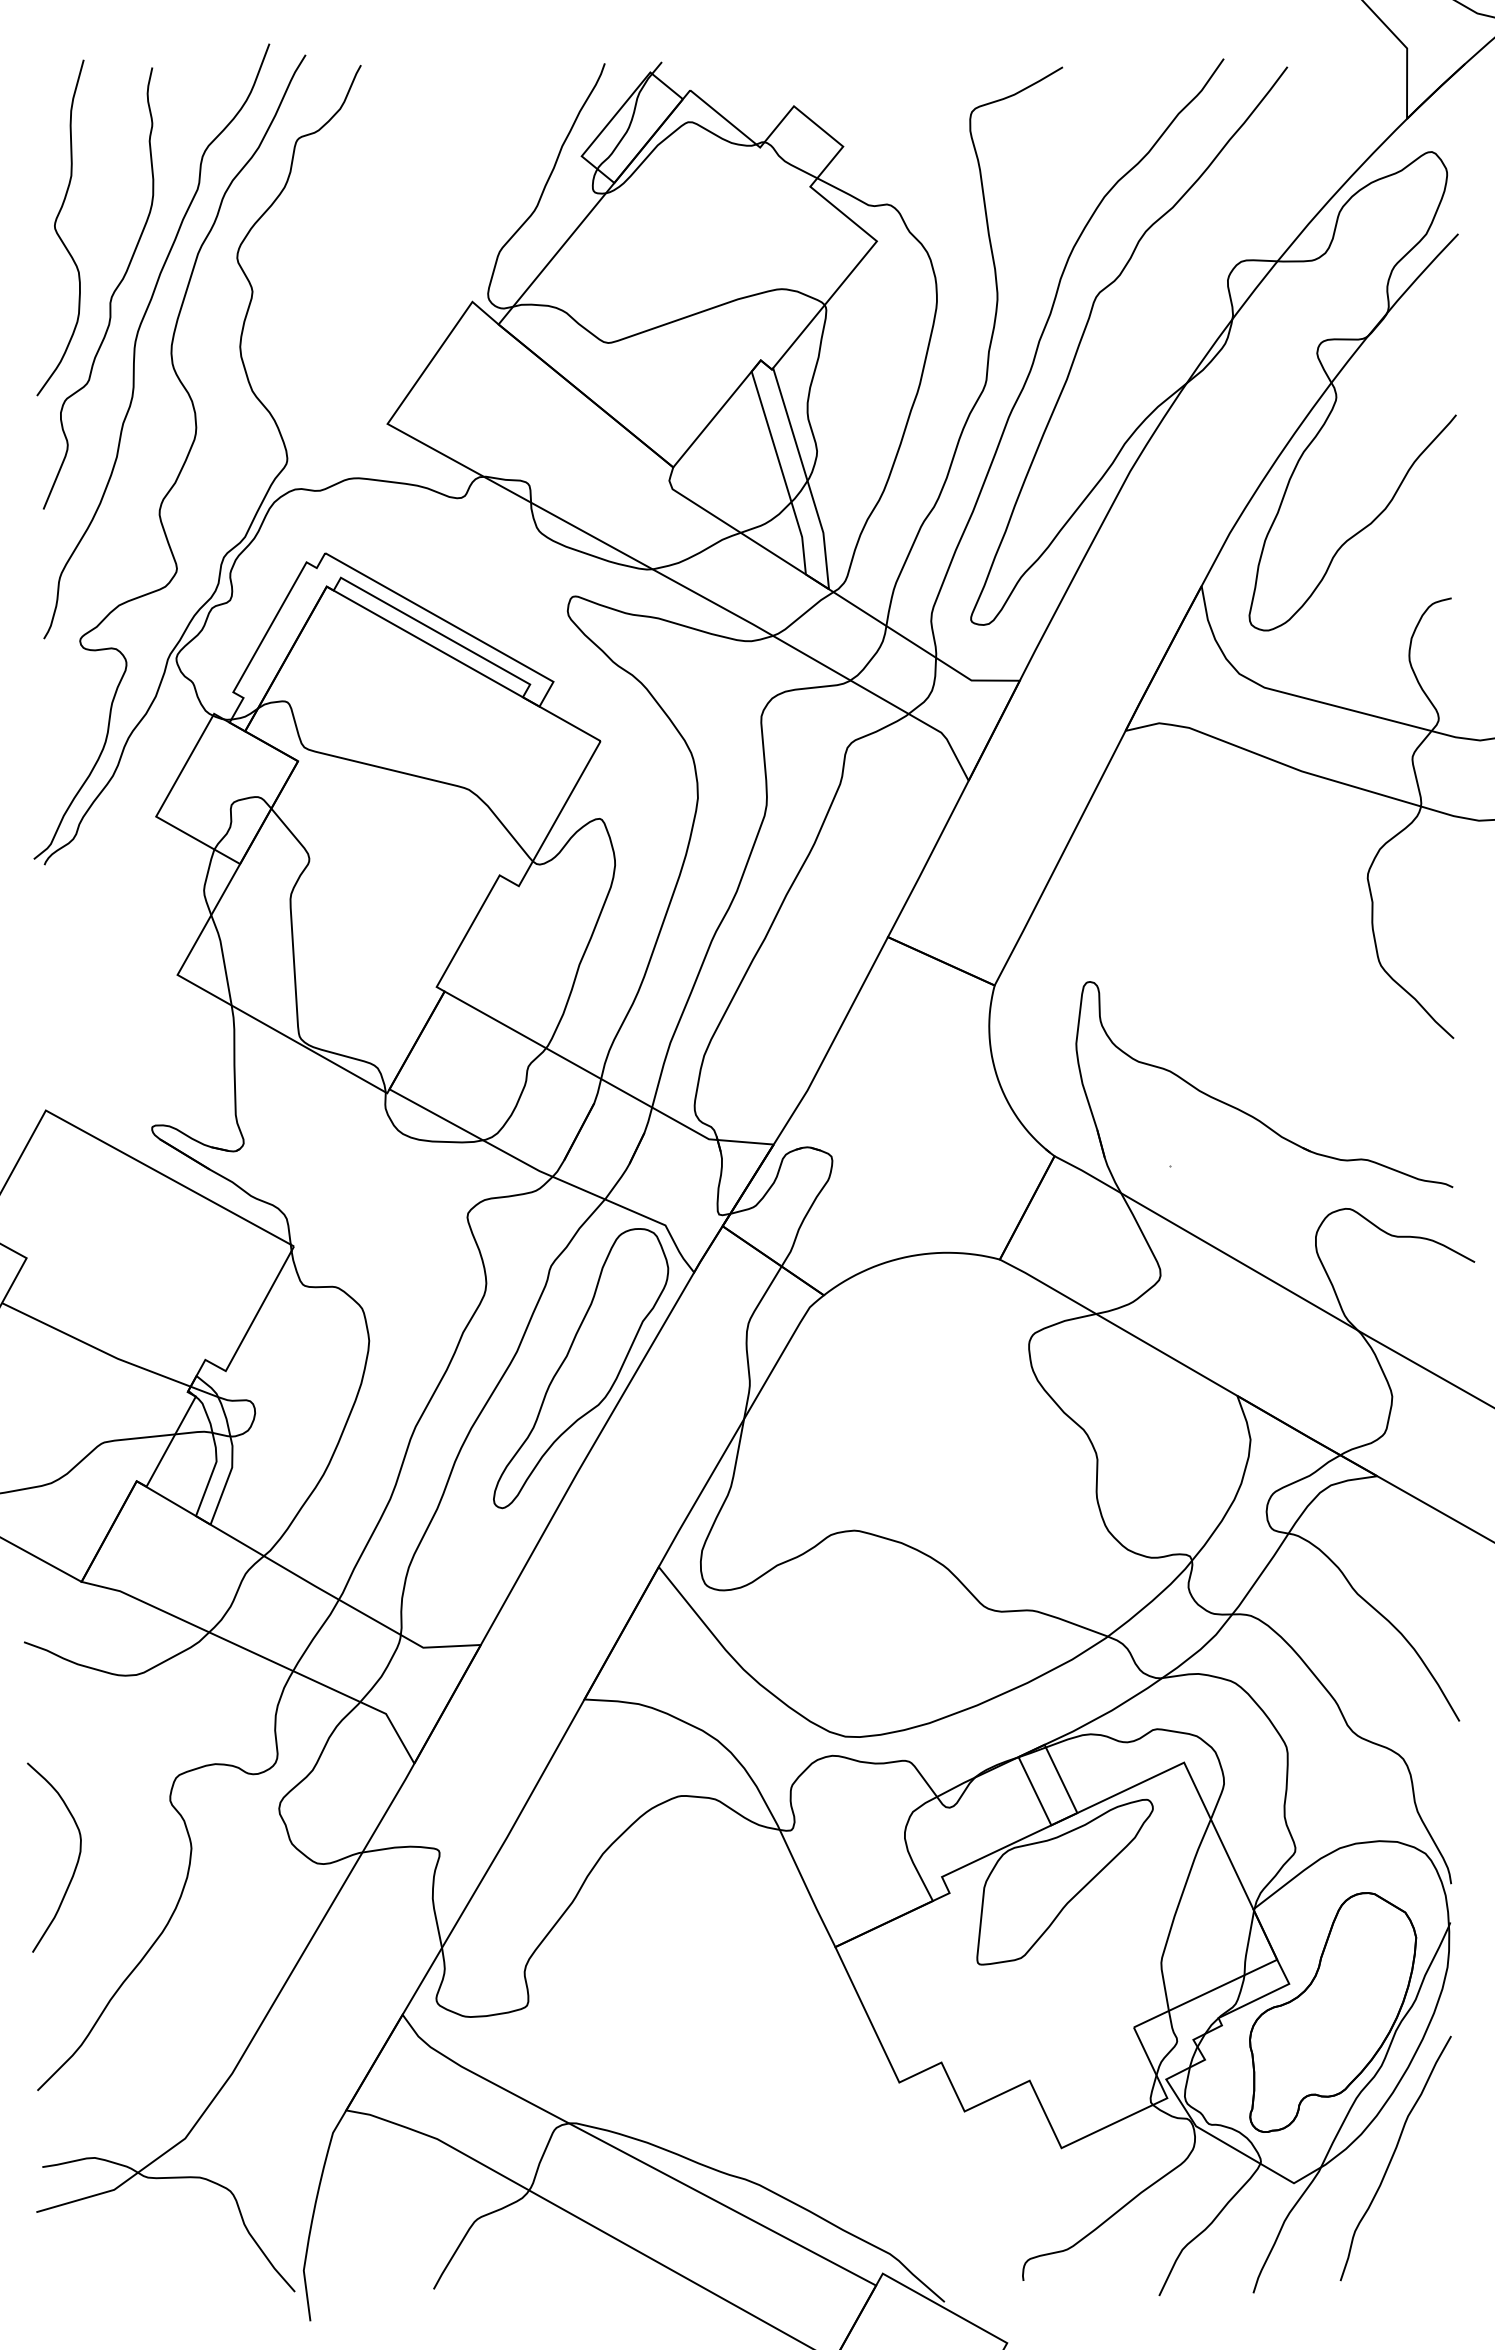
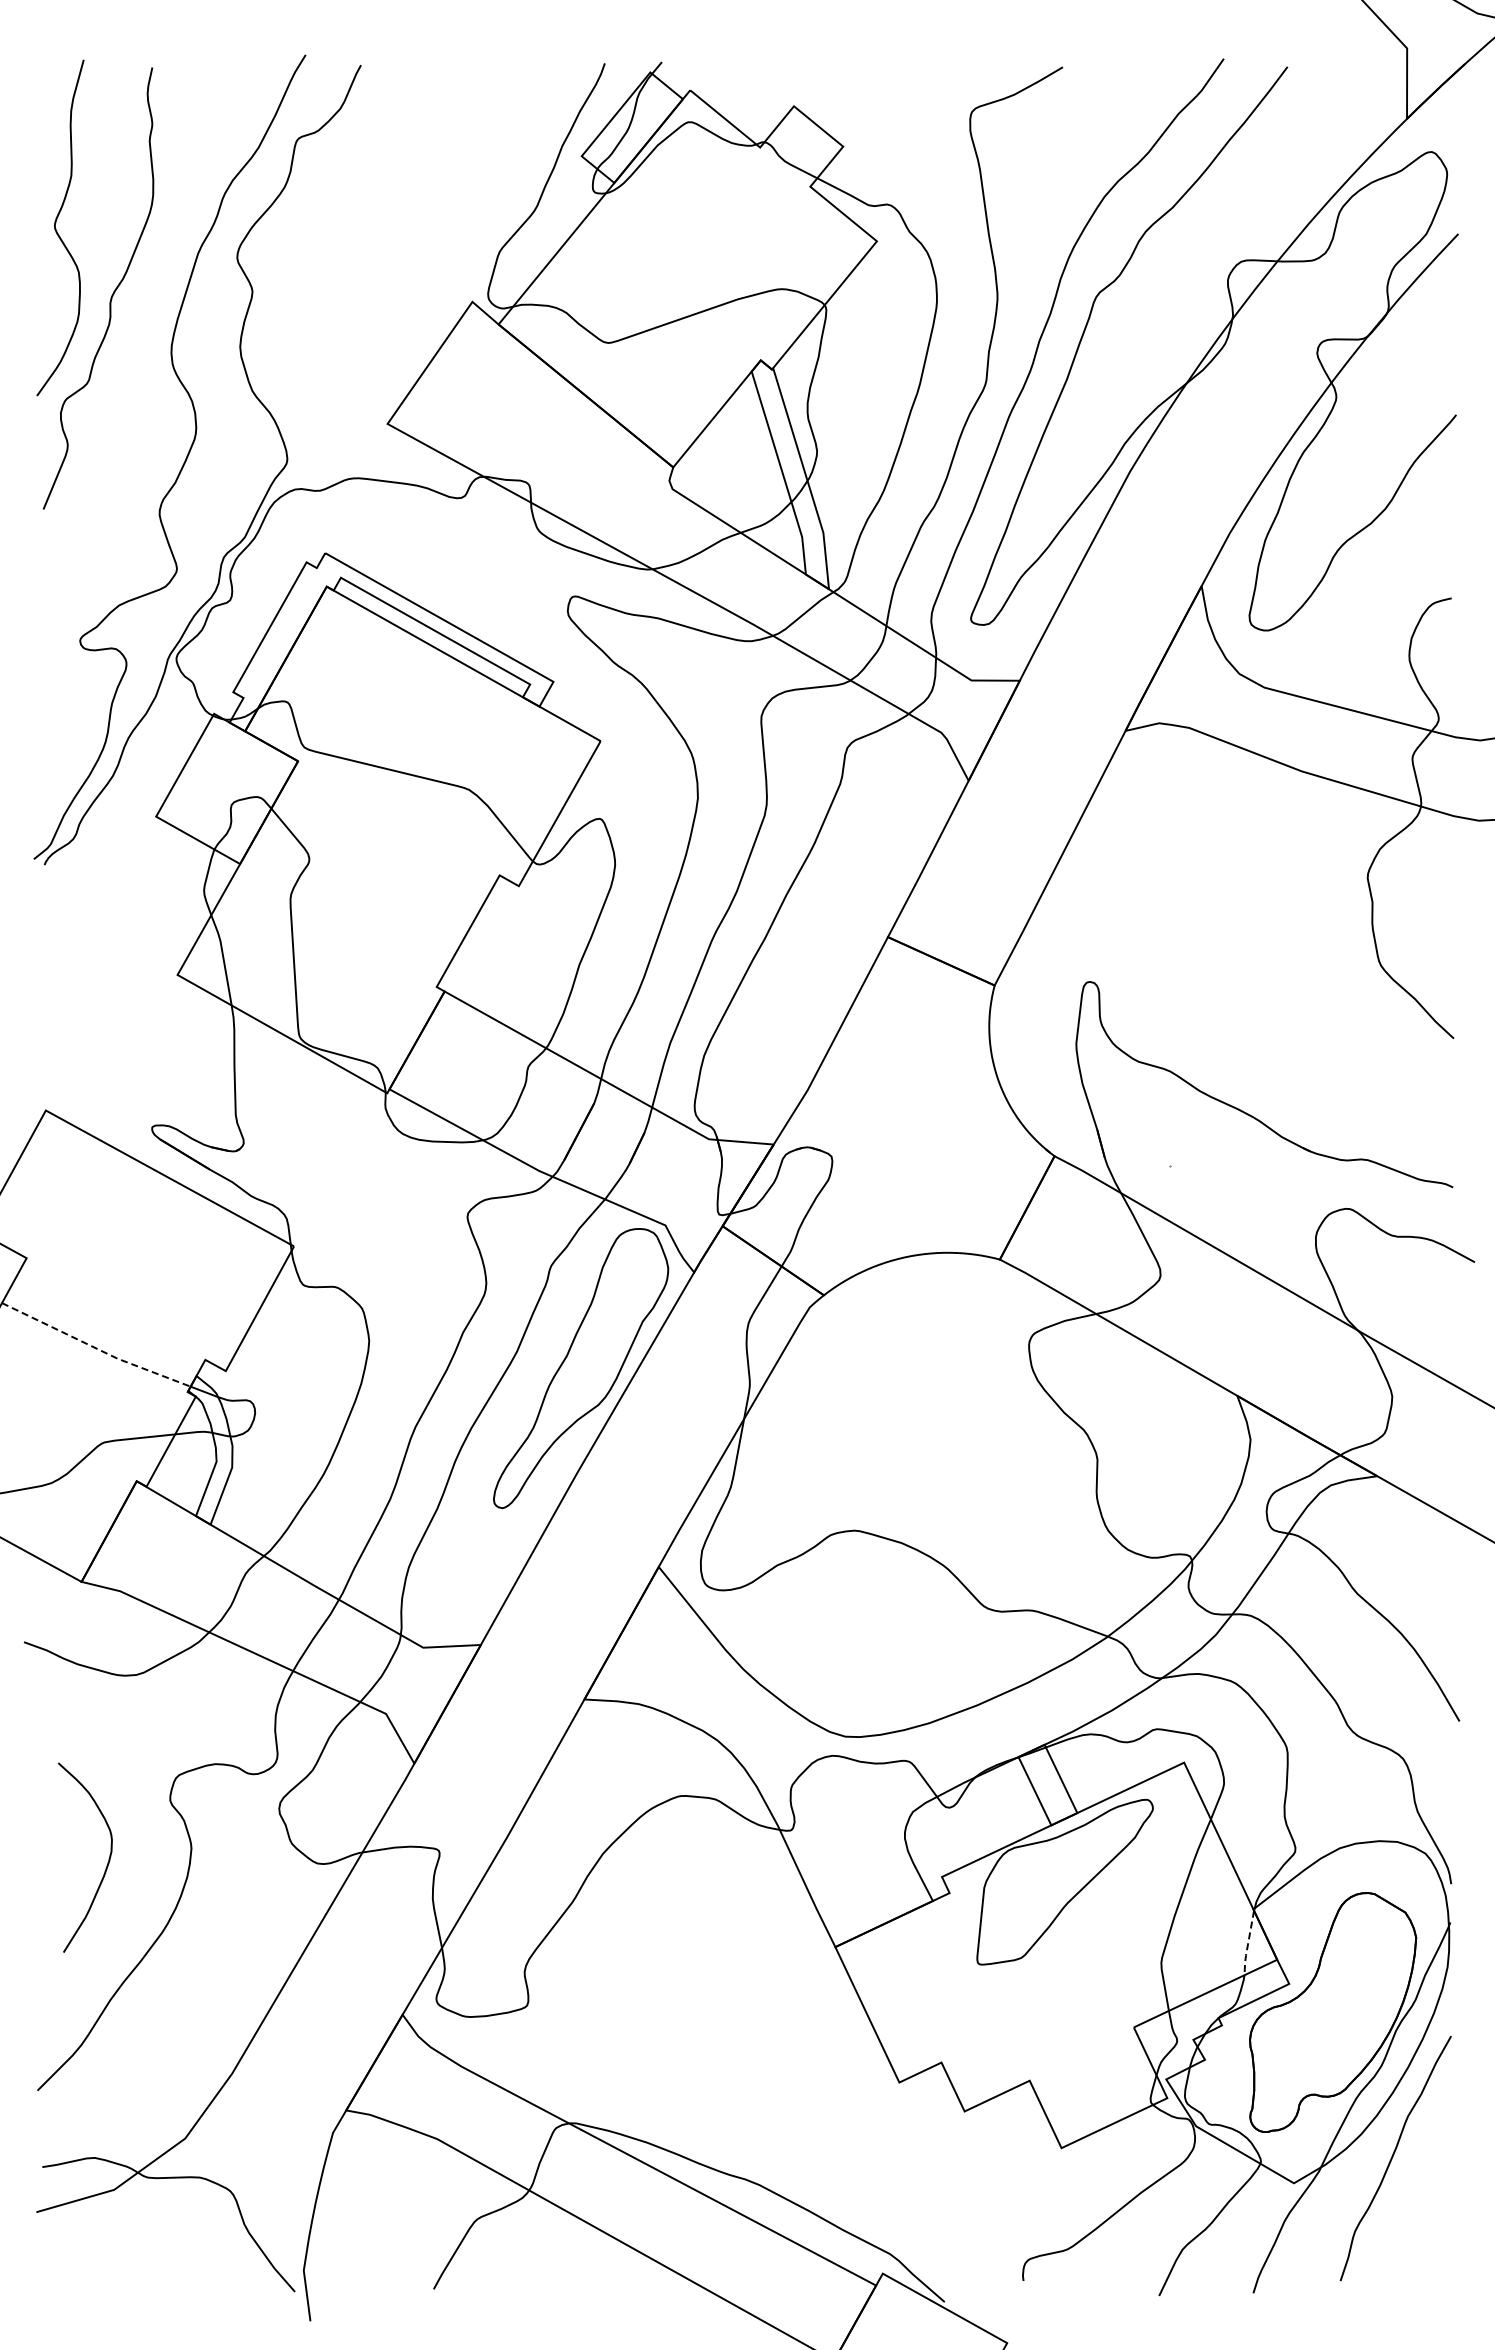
curve: present -> none (137, 338)
line: solid -> dashed (96, 1348)
curve position: (75, 1865) -> (106, 1865) (106, 1865)
line: solid -> dashed (1247, 1944)
